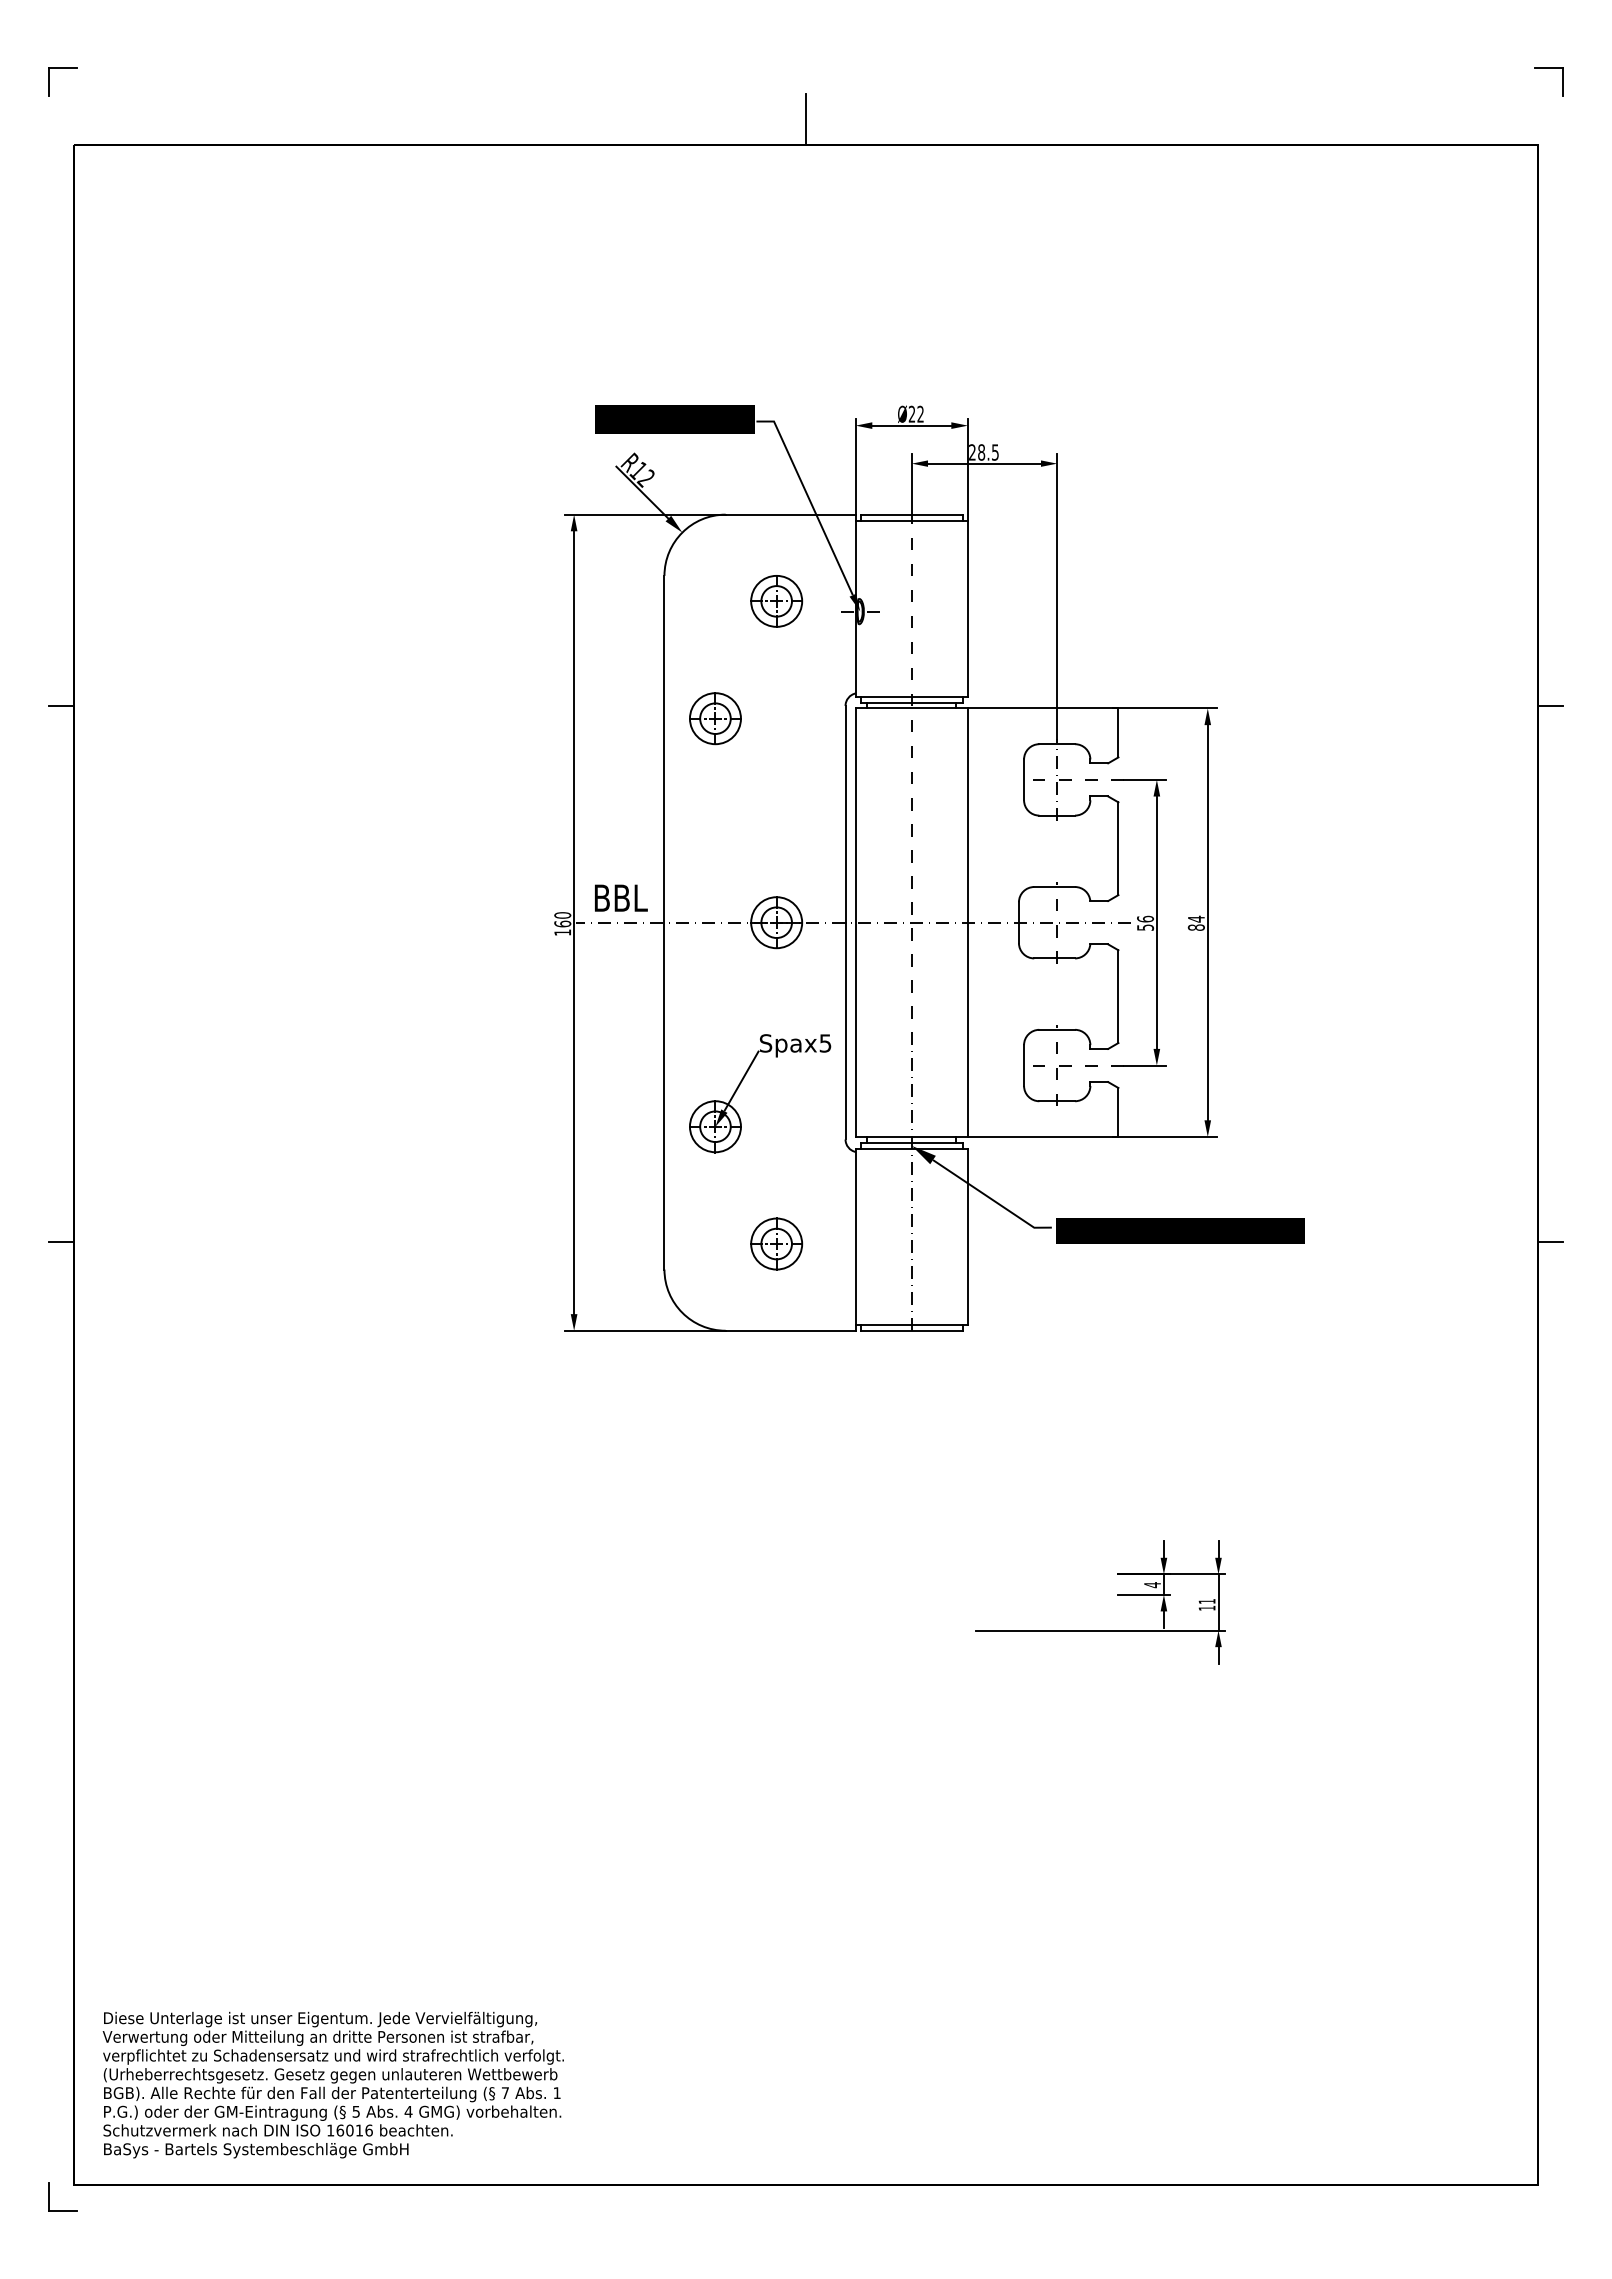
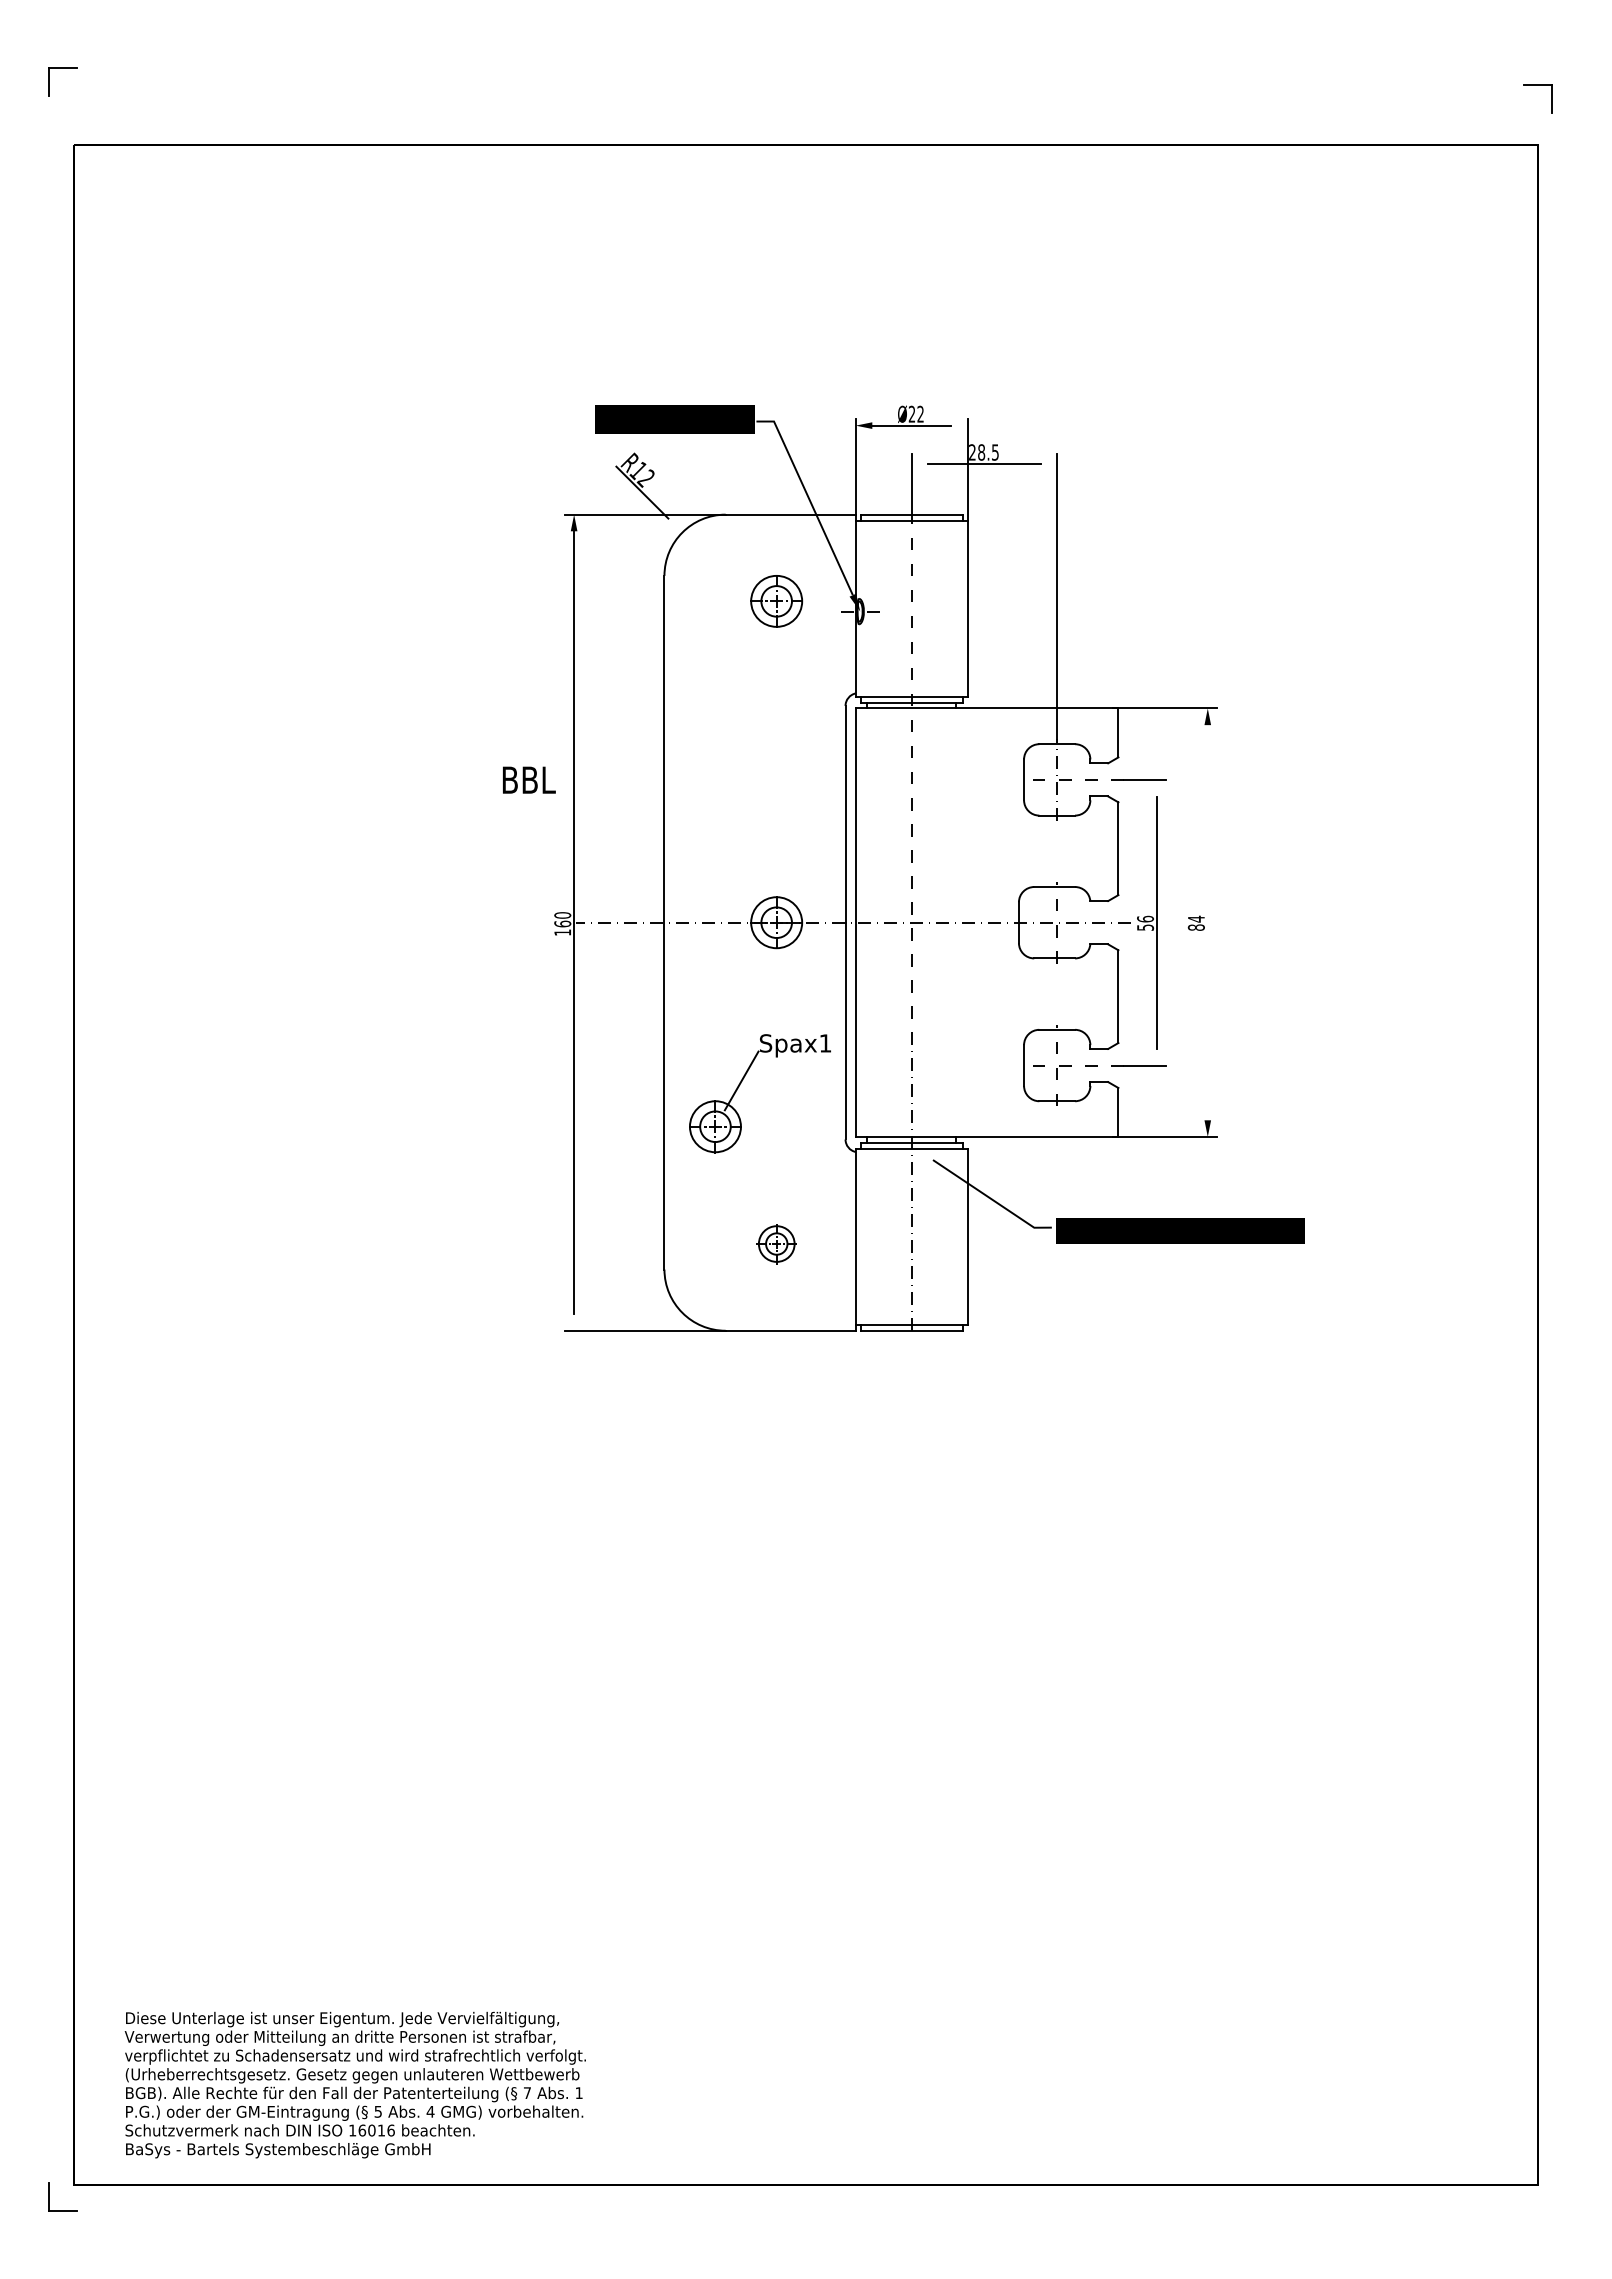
part position: (1548, 68) -> (1537, 85) (1537, 85)
line: present -> none (806, 118)
fill: present -> none (959, 425)
fill: present -> none (919, 463)
fill: present -> none (1048, 463)
fill: present -> none (673, 523)
line: present -> none (61, 705)
line: present -> none (1550, 705)
part: present -> none (715, 718)
fill: present -> none (1156, 787)
text position: (621, 897) -> (529, 779) (529, 779)
line: present -> none (967, 922)
line: present -> none (1207, 922)
text: Spax5 -> Spax1 (825, 1043)
fill: present -> none (1156, 1056)
fill: present -> none (721, 1117)
fill: present -> none (923, 1154)
line: present -> none (61, 1241)
line: present -> none (1550, 1241)
part size: 54x54 px -> 41x41 px (776, 1244)
fill: present -> none (573, 1322)
part: present -> none (1117, 1595)
text position: (332, 2084) -> (354, 2084) (354, 2084)
